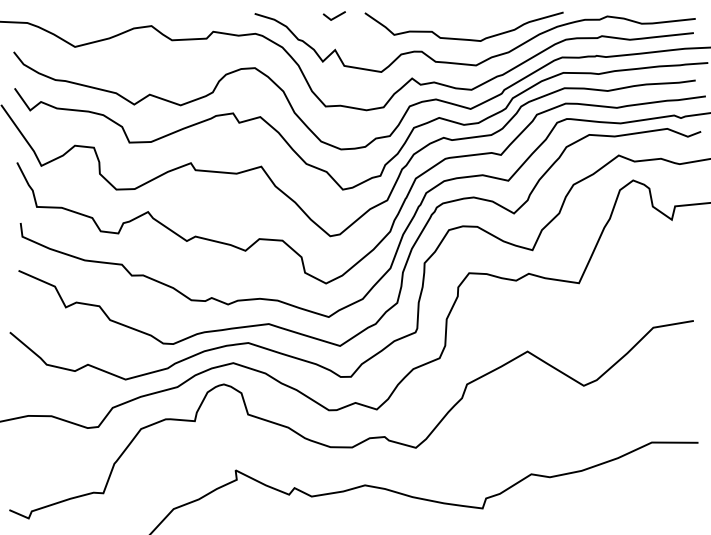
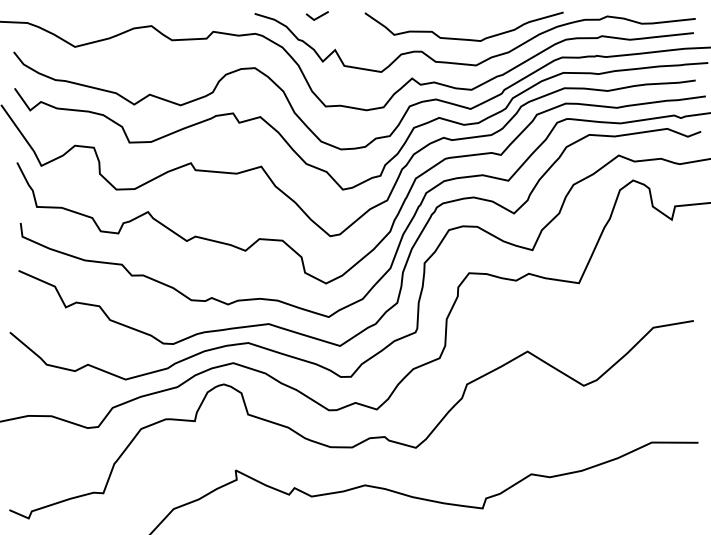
line position: (333, 17) -> (316, 17) (316, 17)
